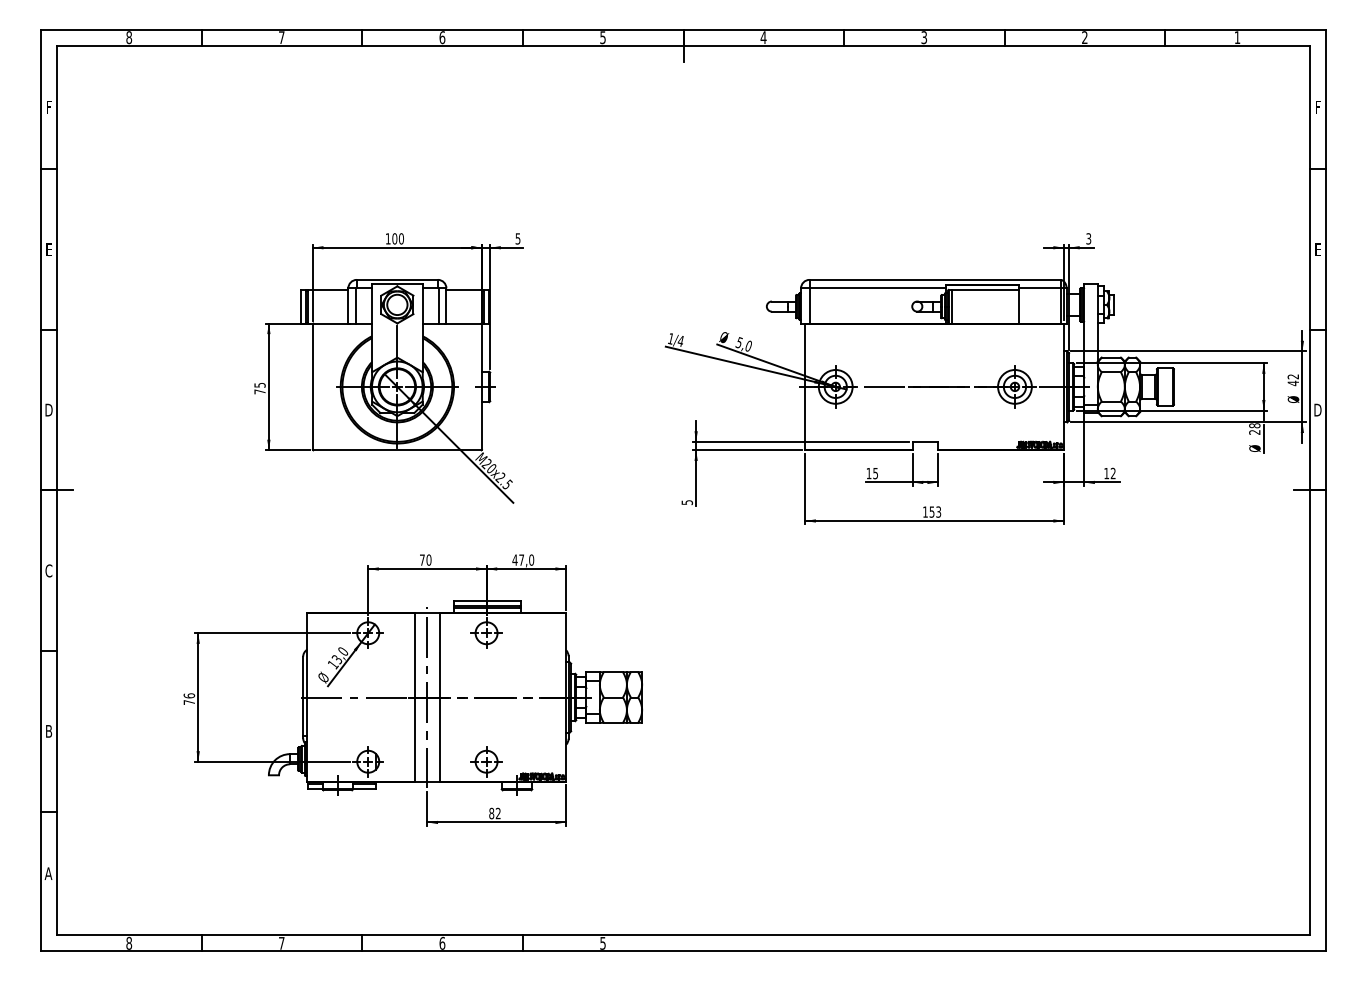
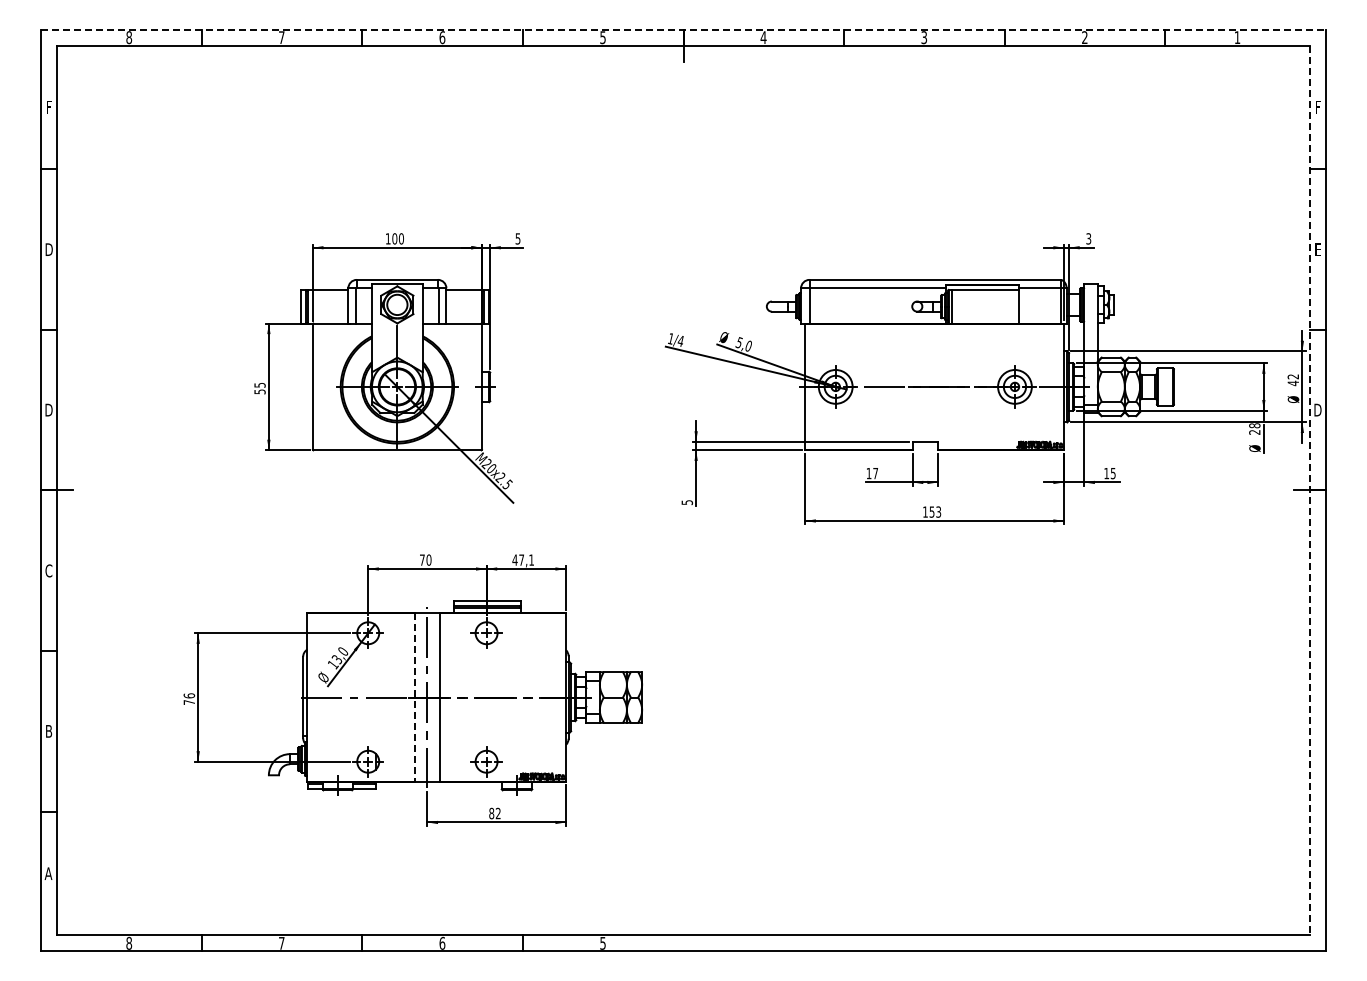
line: solid -> dashed (683, 29)
text: E -> D (48, 249)
text: 75 -> 55 (259, 391)
text: 15 -> 17 (875, 473)
text: 12 -> 15 (1112, 473)
line: solid -> dashed (1309, 490)
text: 47,0 -> 47,1 (531, 559)
line: solid -> dashed (414, 698)
